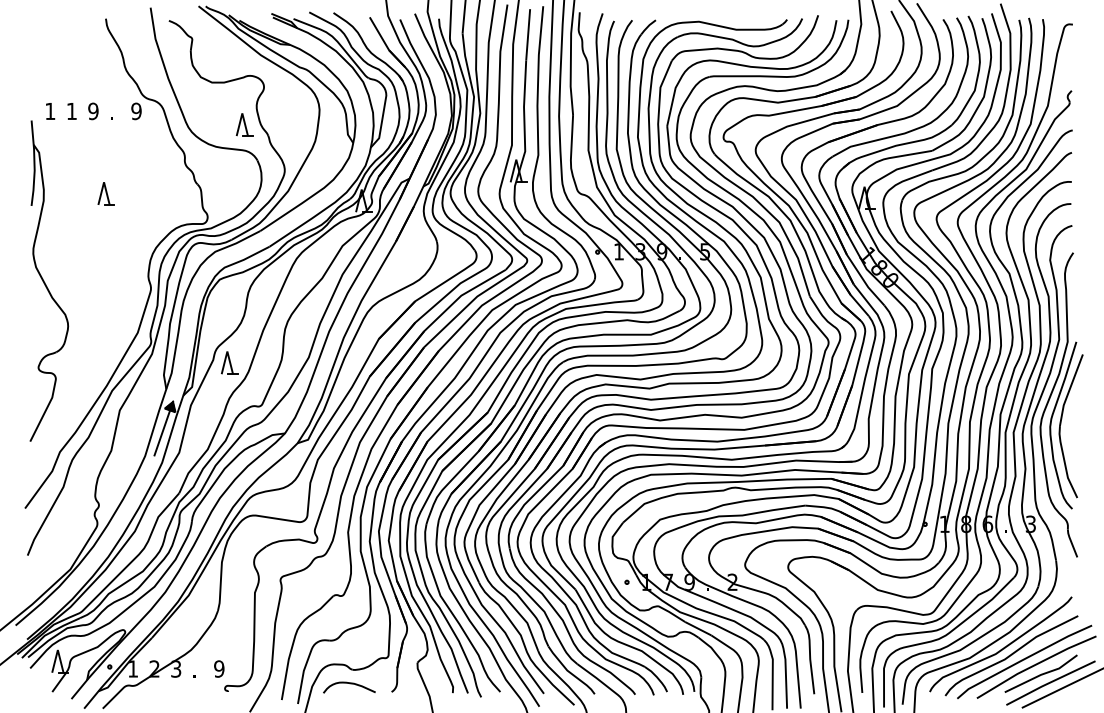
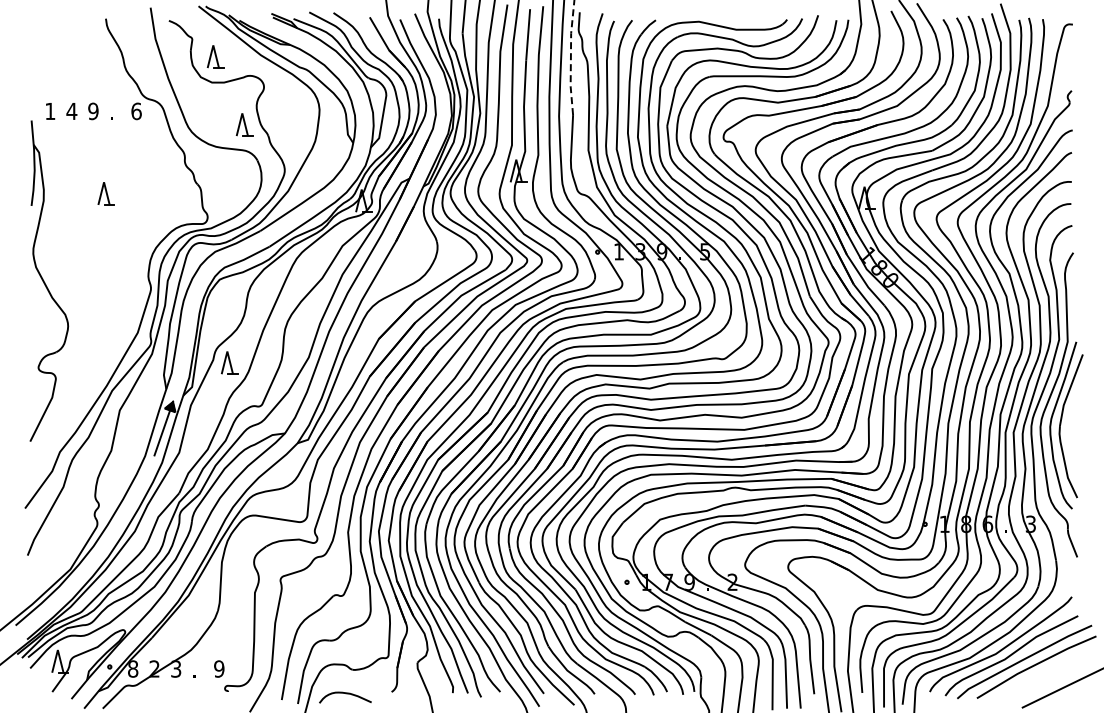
part: none -> present (215, 56)
line: solid -> dashed (570, 57)
text: 1 -> 4 (71, 111)
text: 9 -> 6 (136, 111)
text: 1 -> 8 (133, 668)
part: present -> none (1049, 679)
curve position: (349, 684) -> (345, 694) (345, 694)
